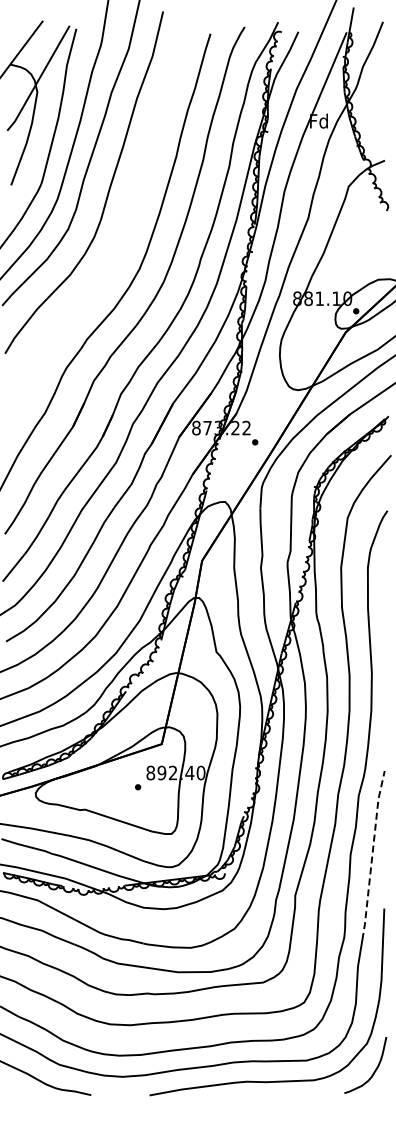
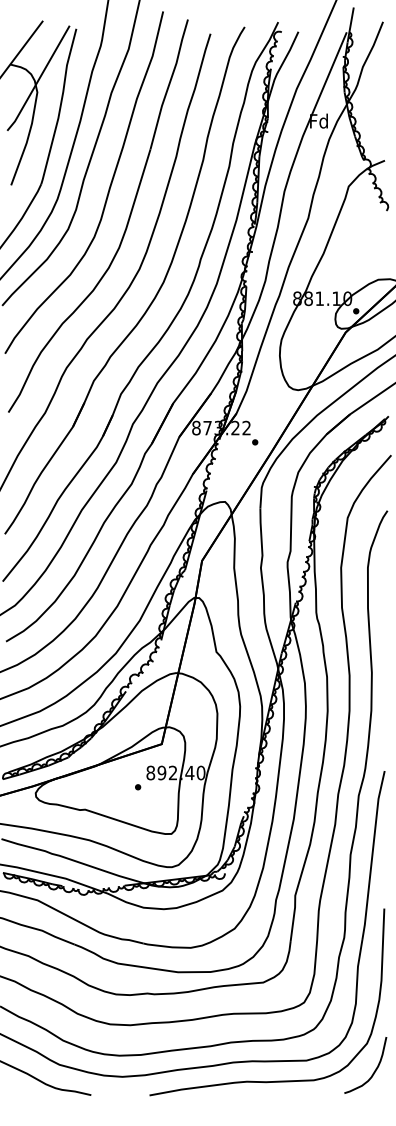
part: none -> present (126, 223)
line: dashed -> solid (372, 855)
